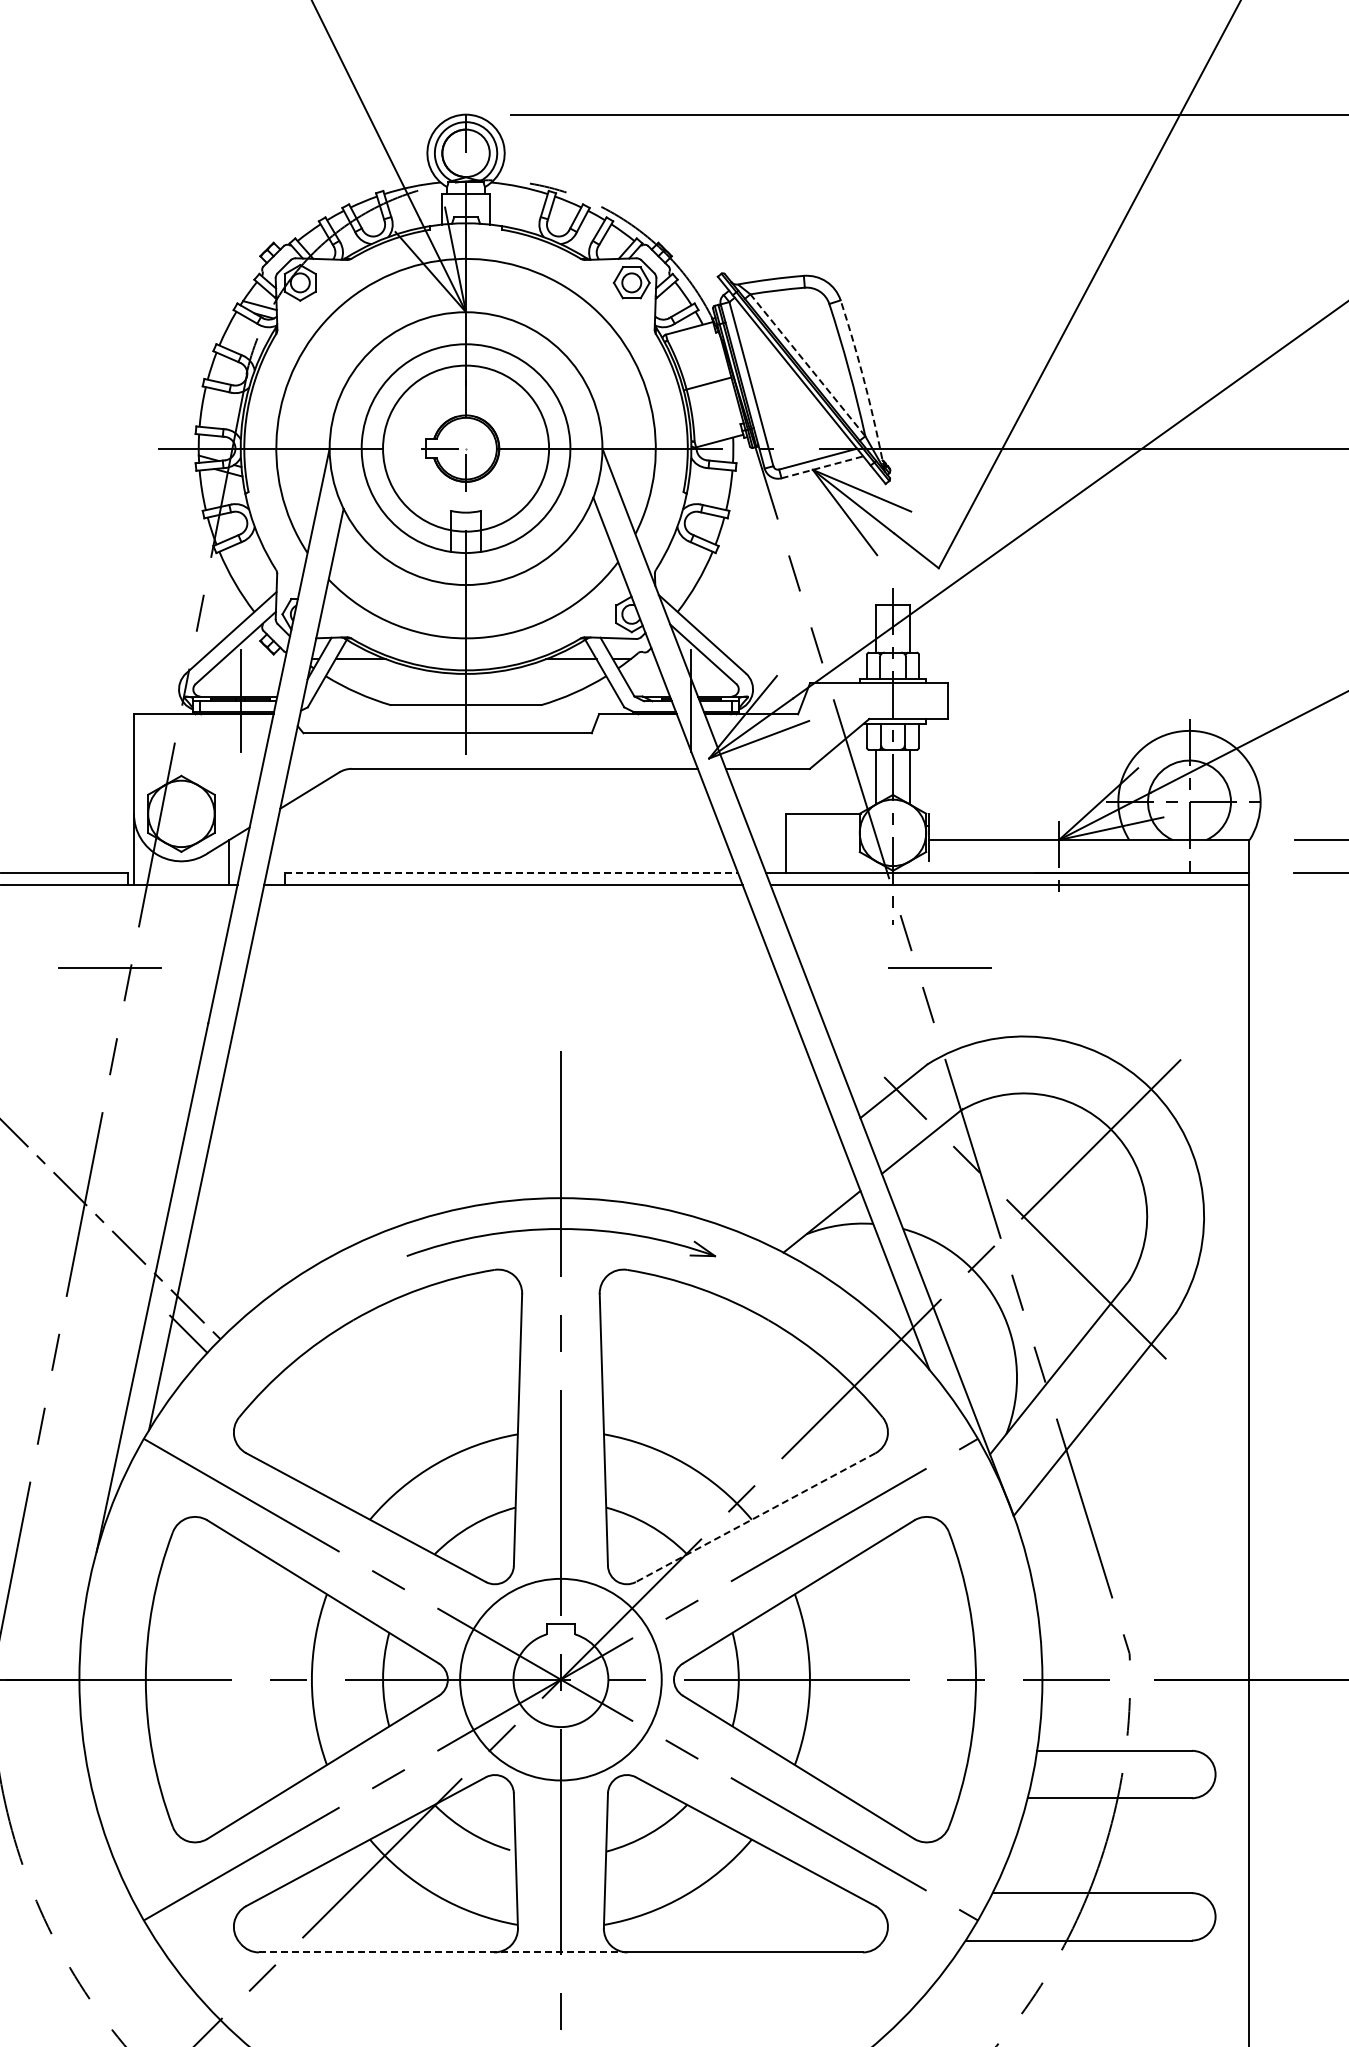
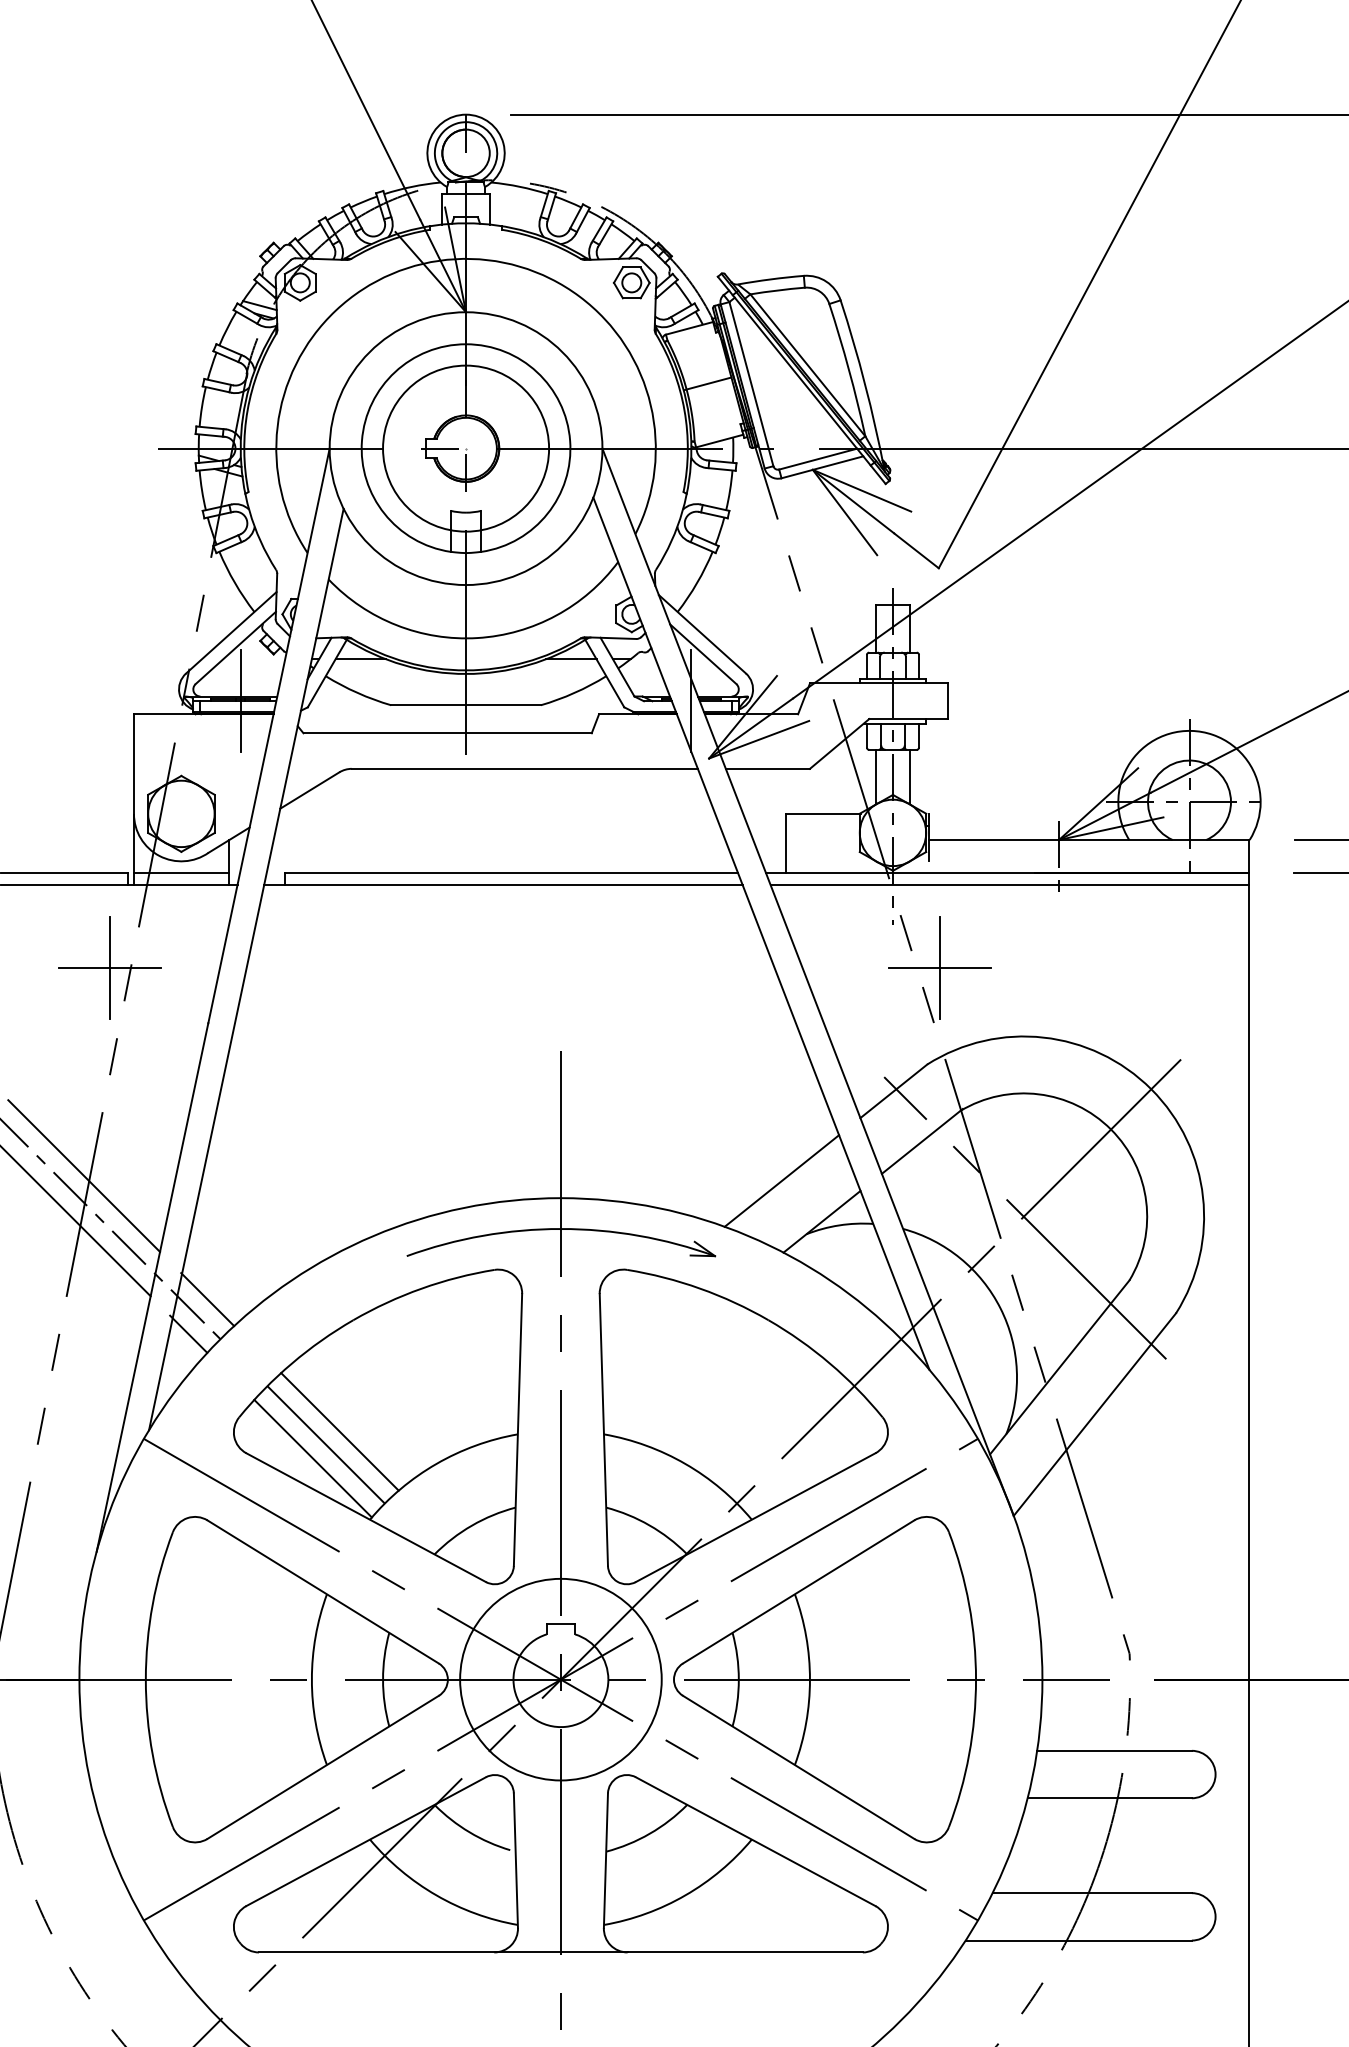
line: dashed -> solid (807, 364)
arc: dashed -> solid (865, 384)
line: dashed -> solid (822, 467)
line: none -> present (180, 873)
line: dashed -> solid (511, 873)
line: none -> present (110, 968)
line: none -> present (940, 968)
line: none -> present (84, 1175)
line: none -> present (781, 1180)
line: none -> present (76, 1221)
line: none -> present (207, 1299)
line: none -> present (339, 1431)
line: none -> present (325, 1444)
line: none -> present (312, 1458)
line: dashed -> solid (755, 1517)
line: dashed -> solid (443, 1952)
